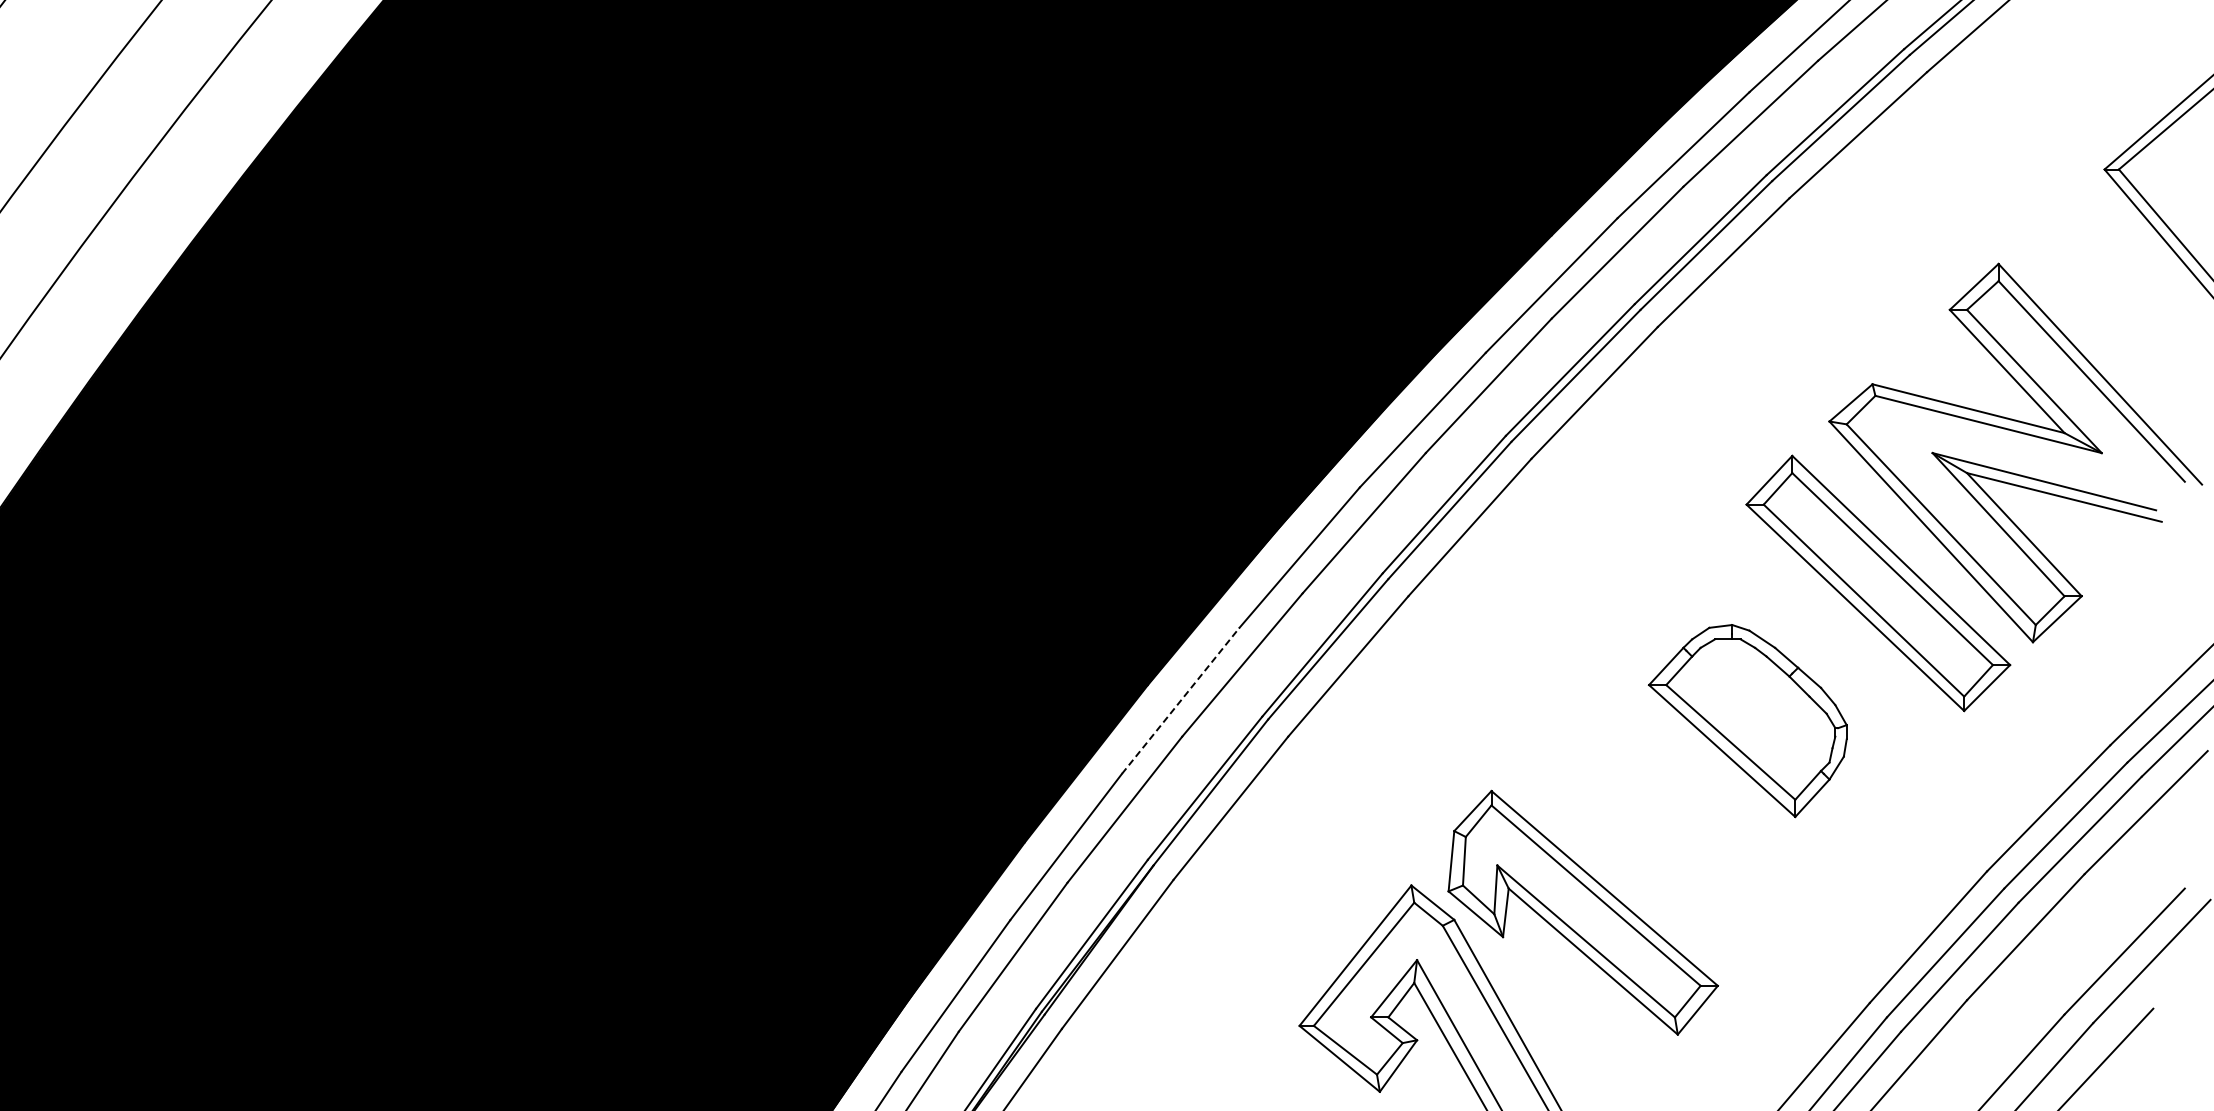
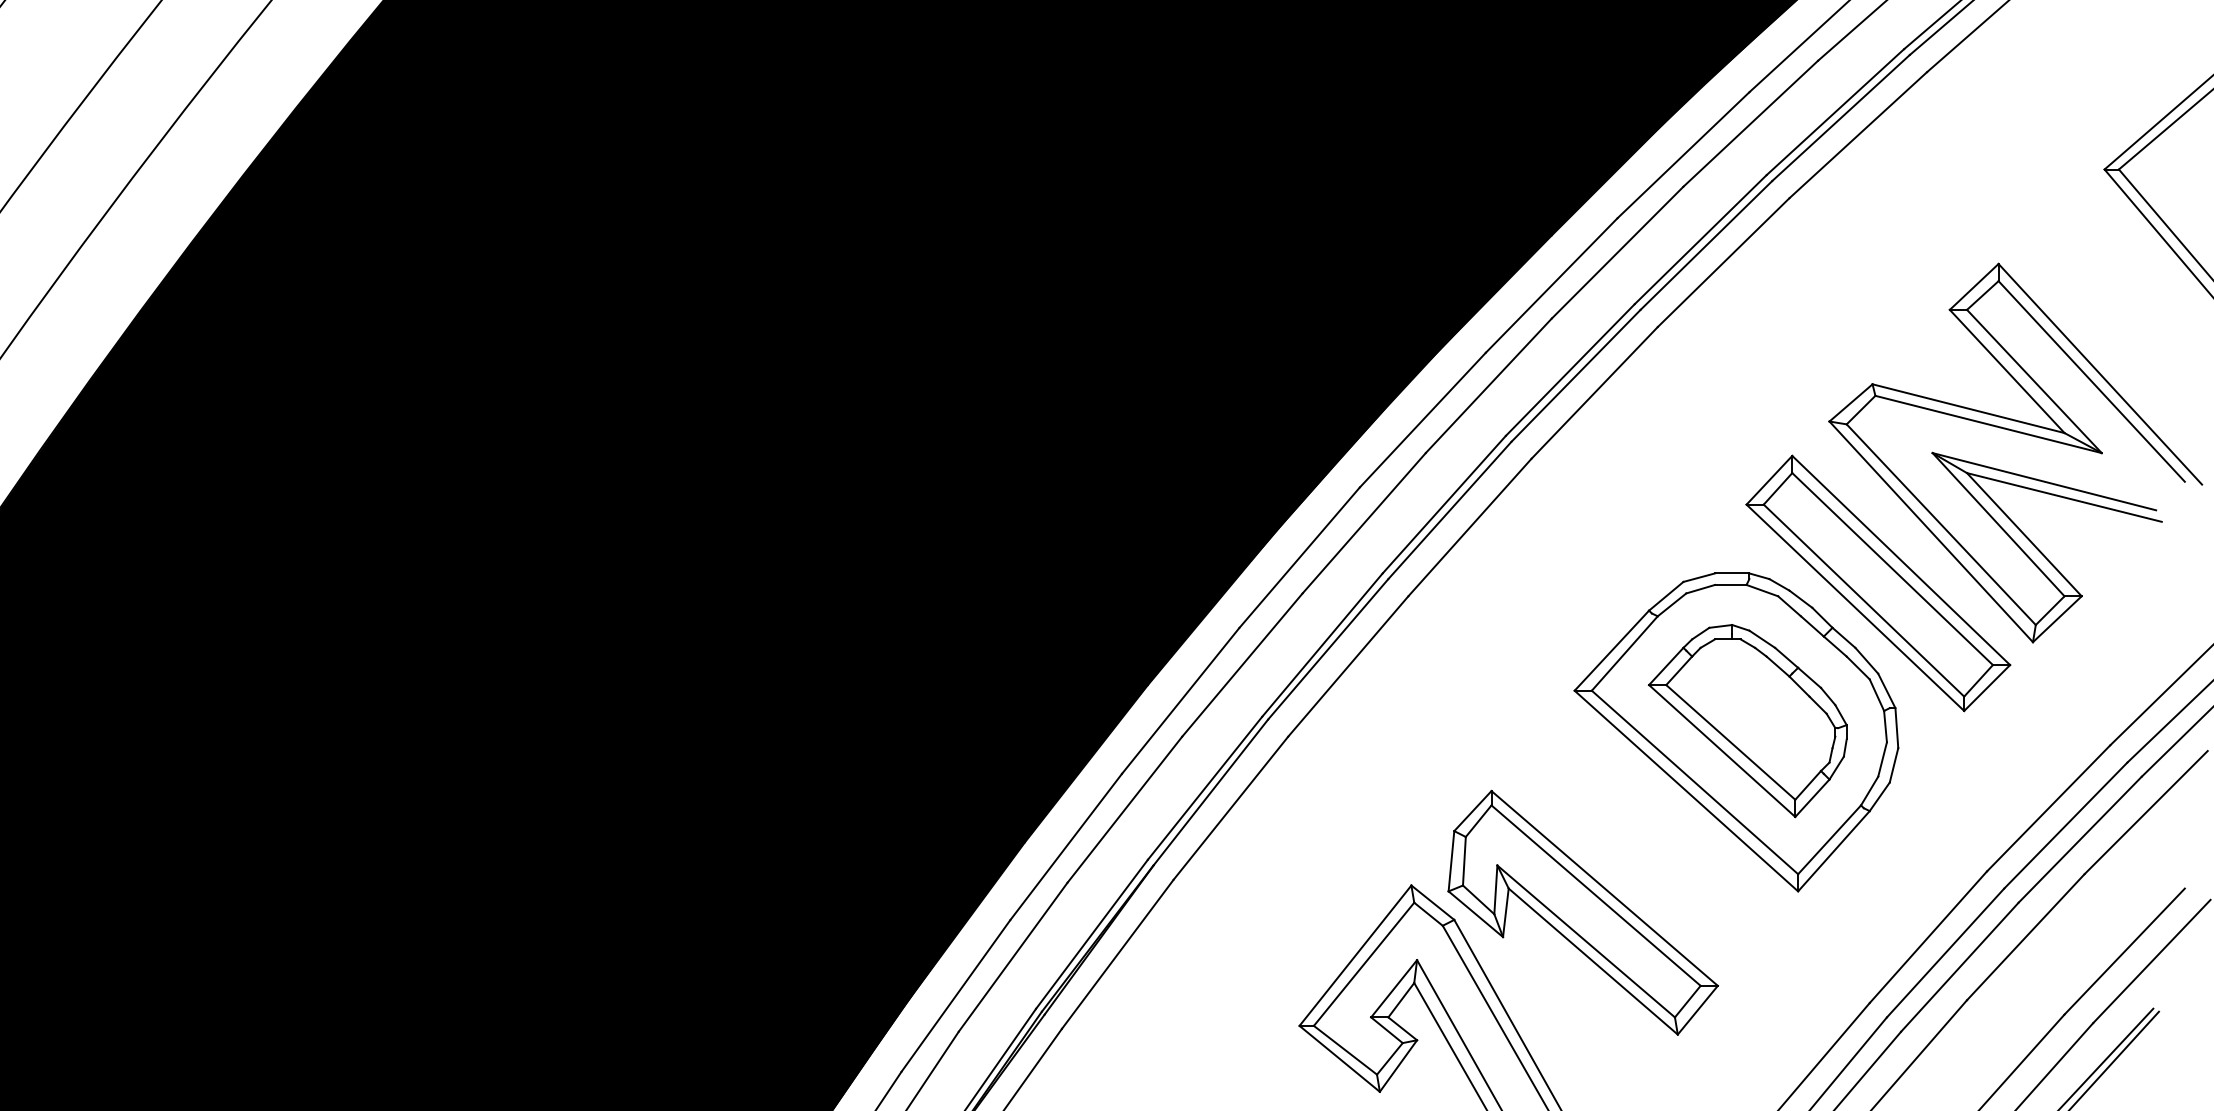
line: dashed -> solid (1180, 700)
part: none -> present (1736, 732)
line: none -> present (2115, 1059)
